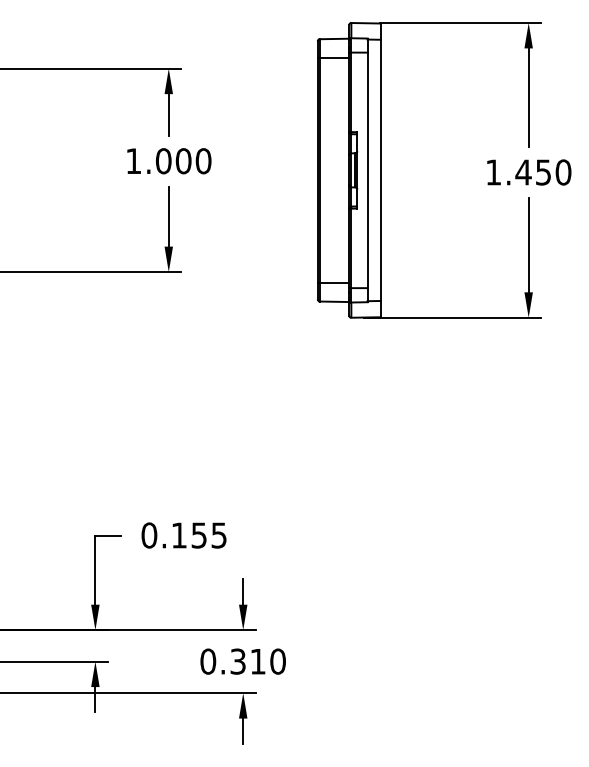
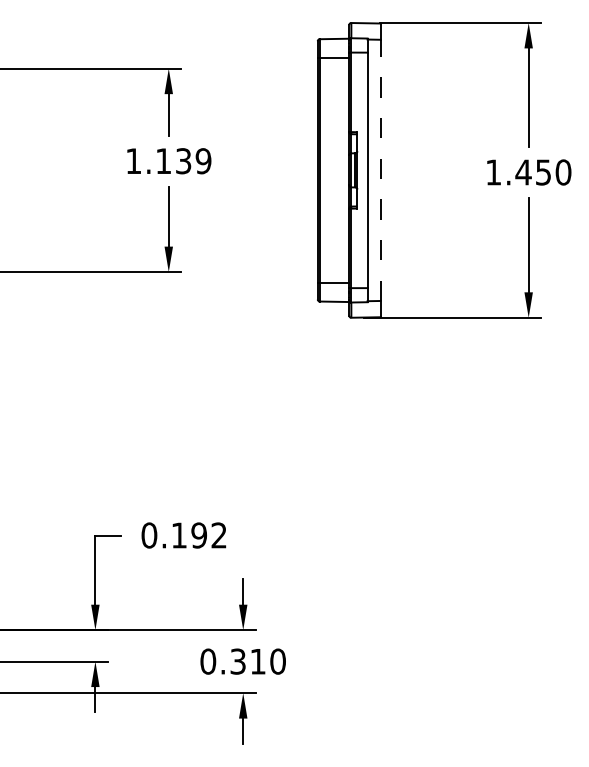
text: 1.000 -> 1.139 (183, 161)
line: solid -> dashed (380, 170)
text: 0.155 -> 0.192 (208, 535)
